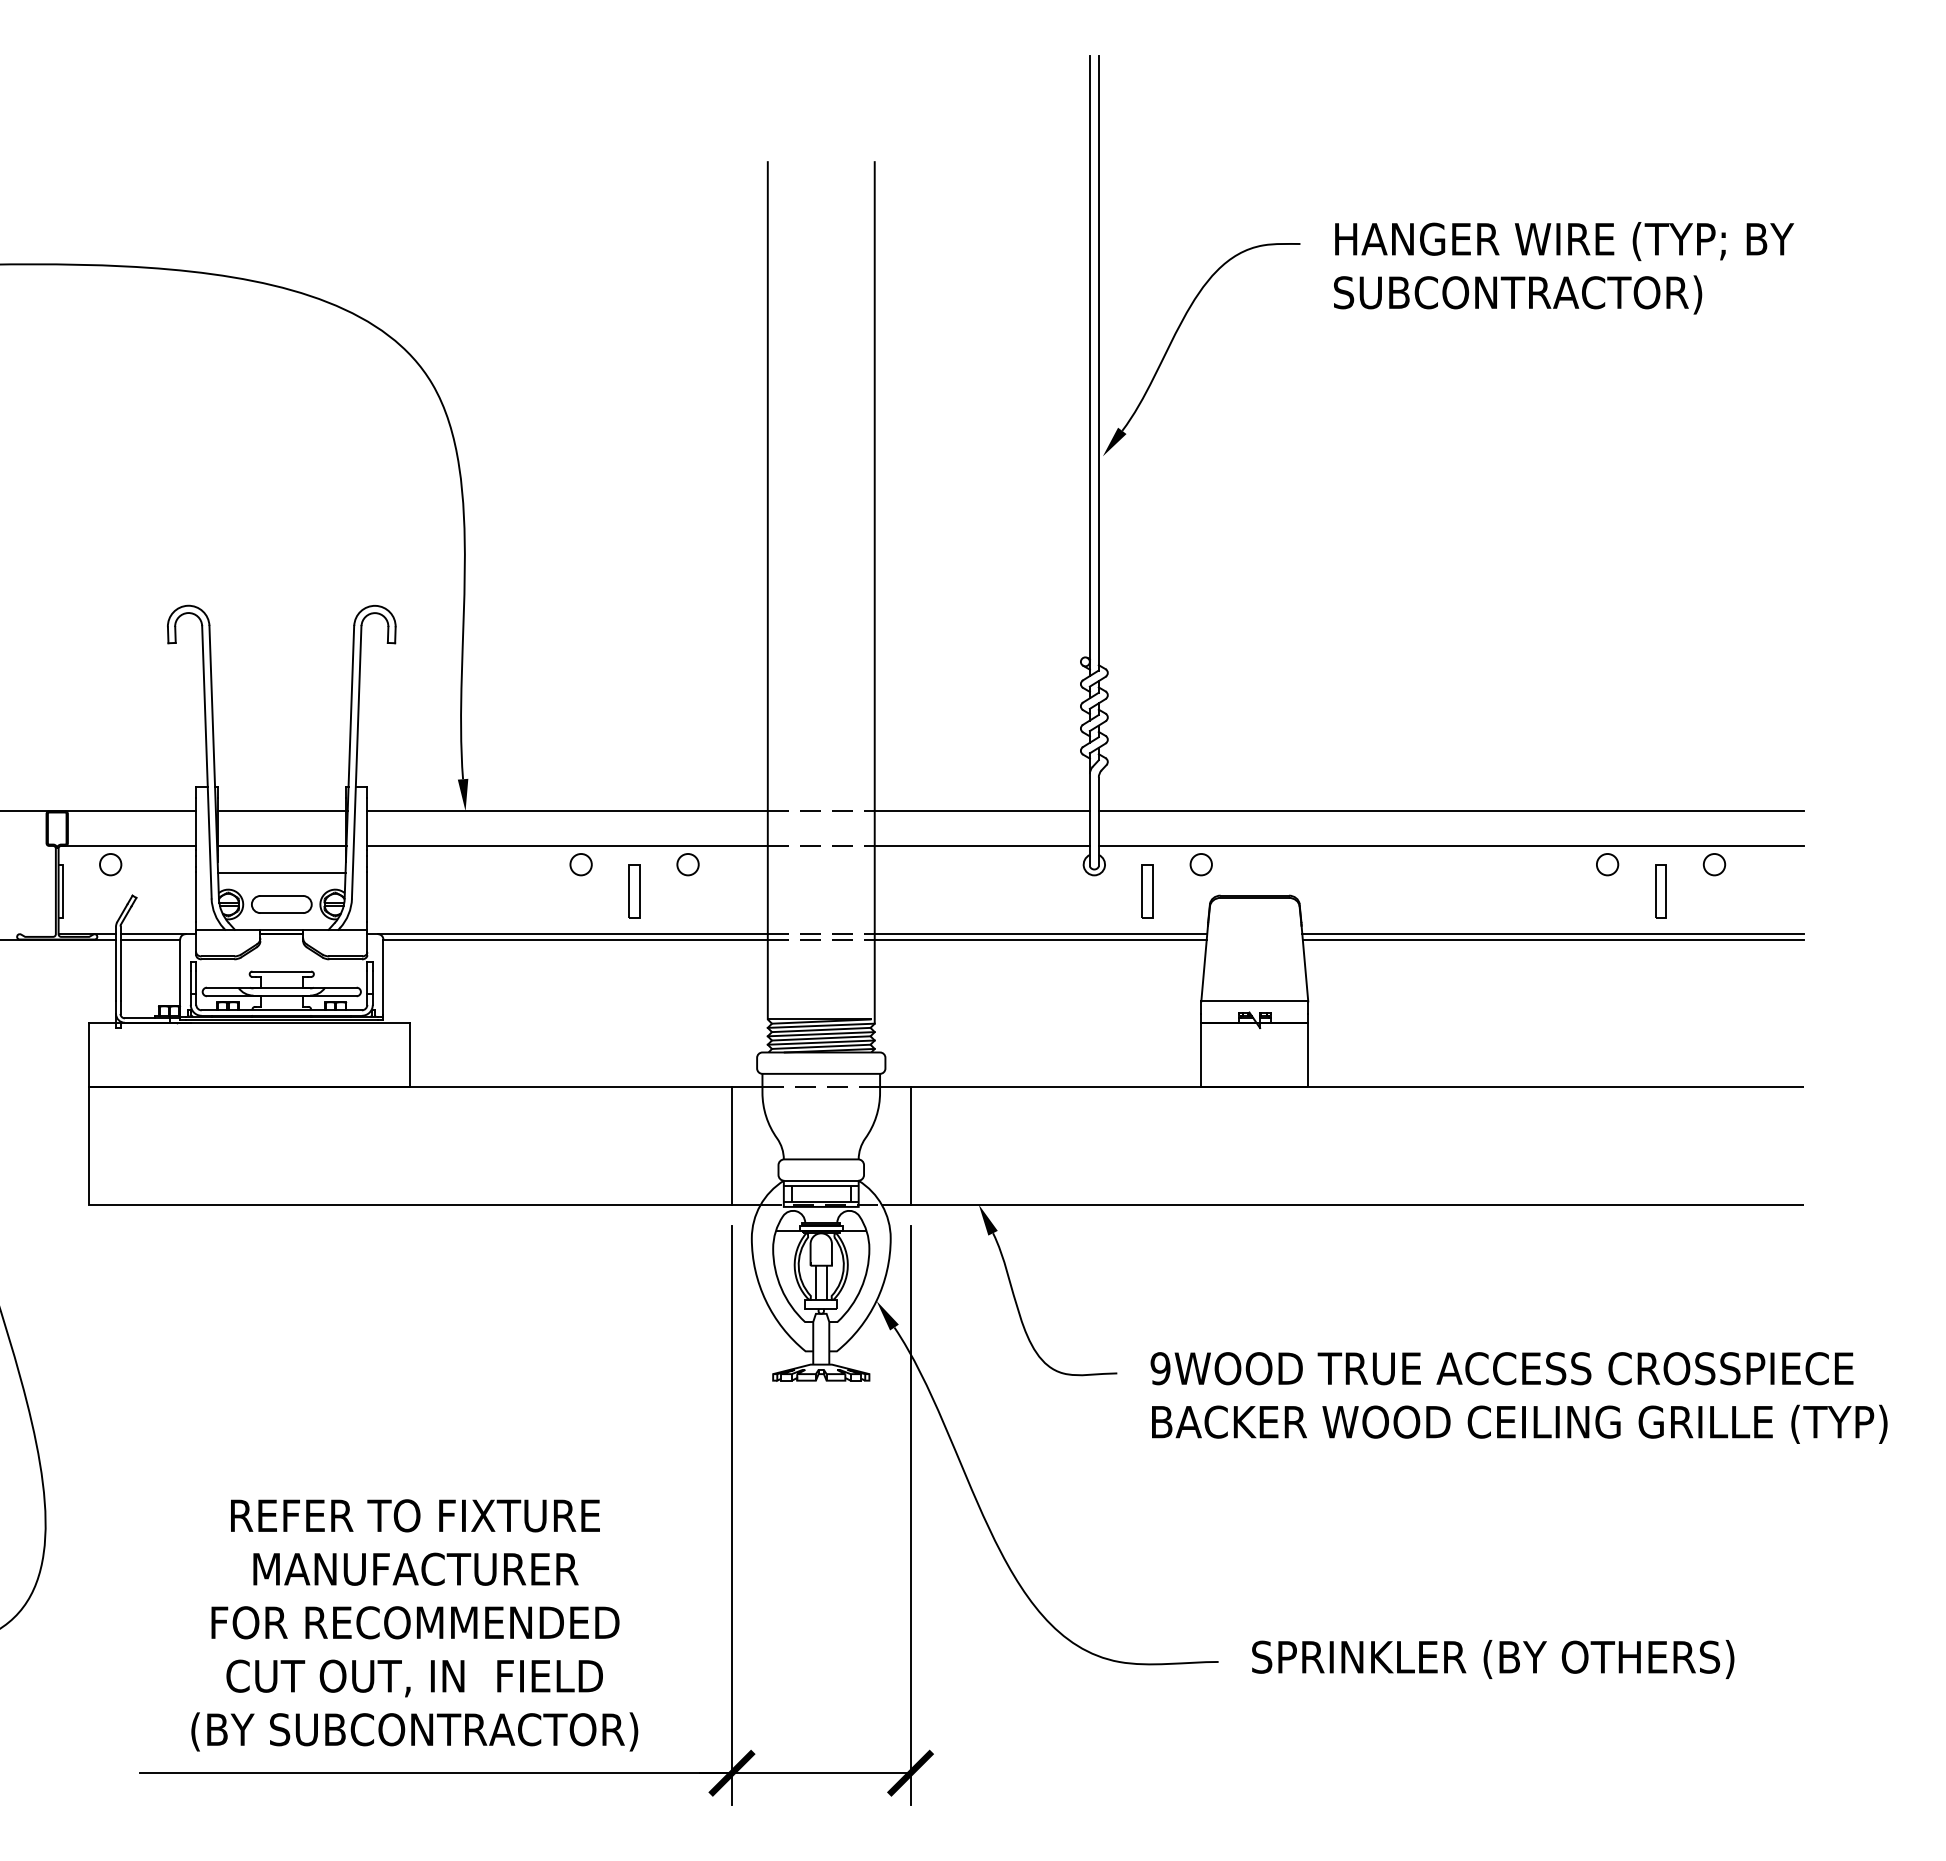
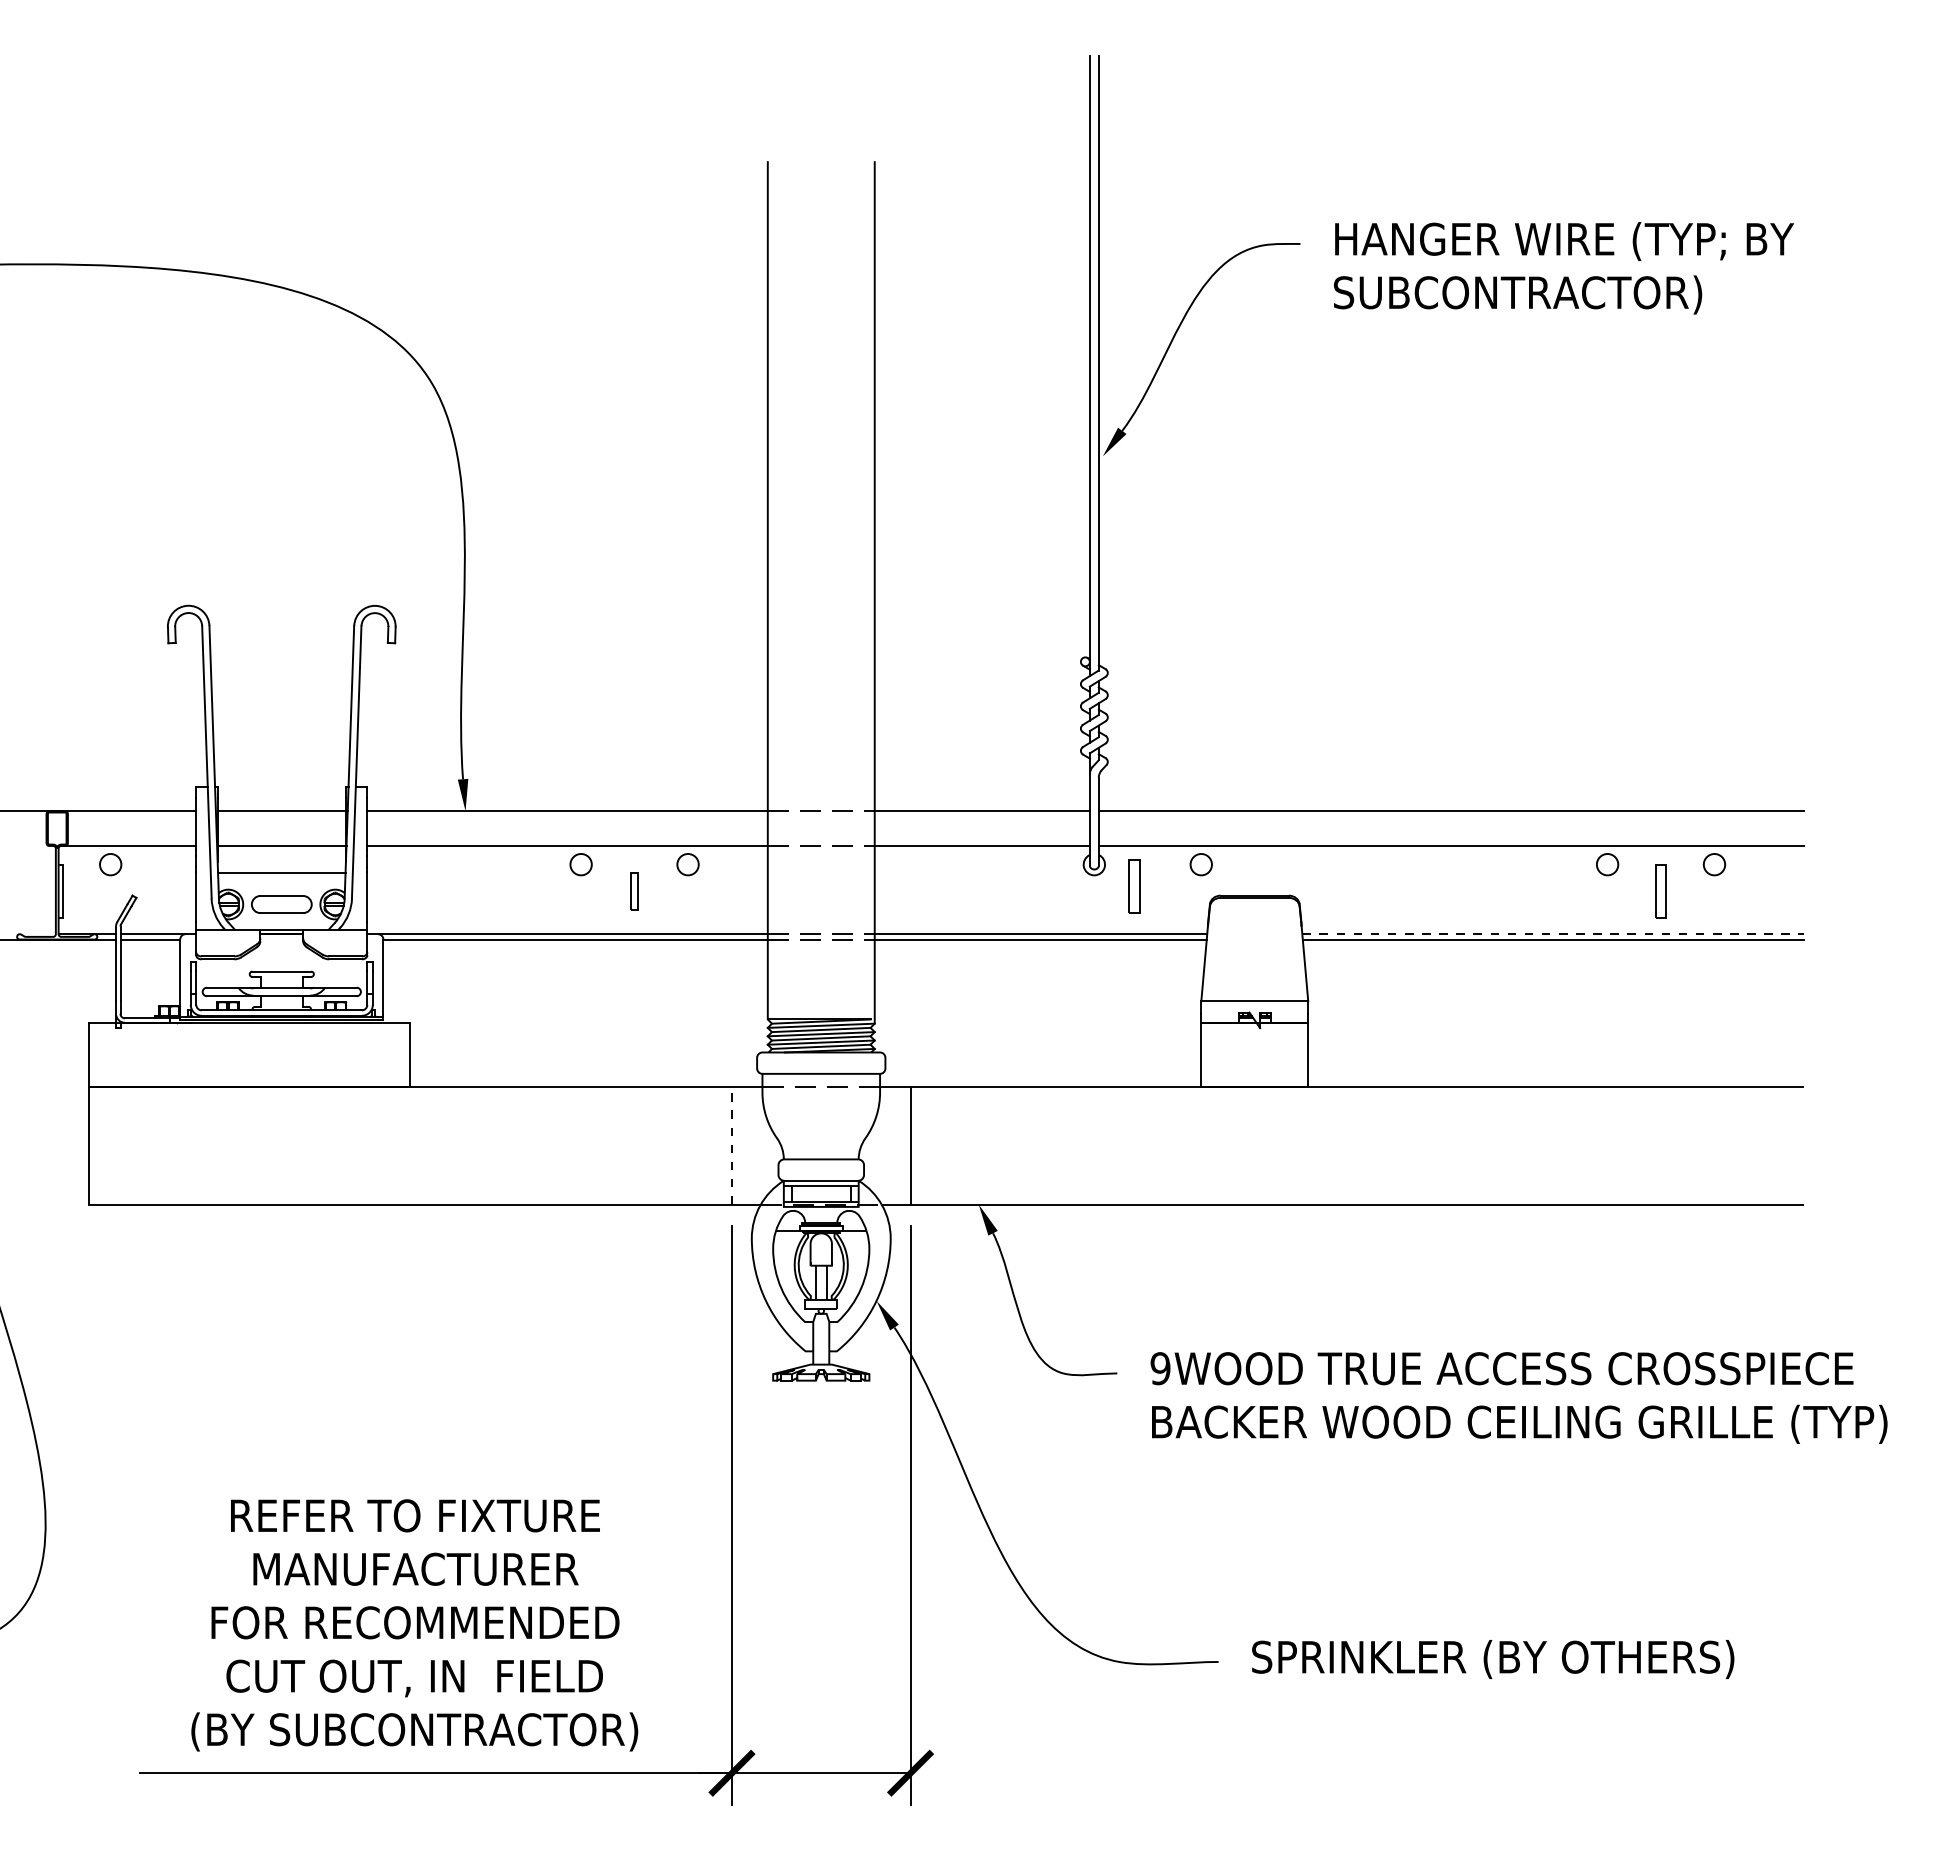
part size: 13x55 px -> 9x39 px (634, 891)
part position: (1147, 891) -> (1134, 886) (1134, 886)
line: solid -> dashed (1553, 934)
line: solid -> dashed (731, 1145)
